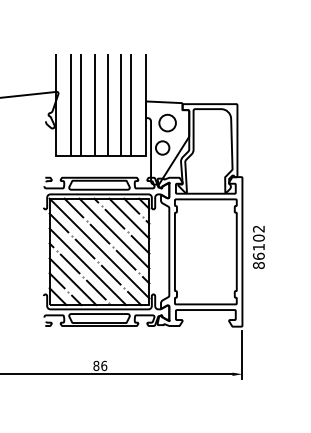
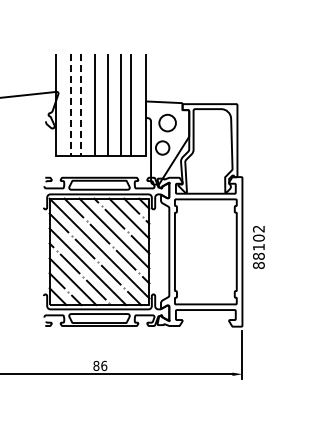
line: solid -> dashed (71, 104)
line: solid -> dashed (81, 104)
text: 86102 -> 88102 (258, 255)
